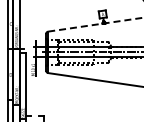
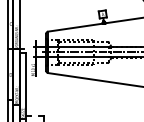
line: dashed -> solid (96, 24)
